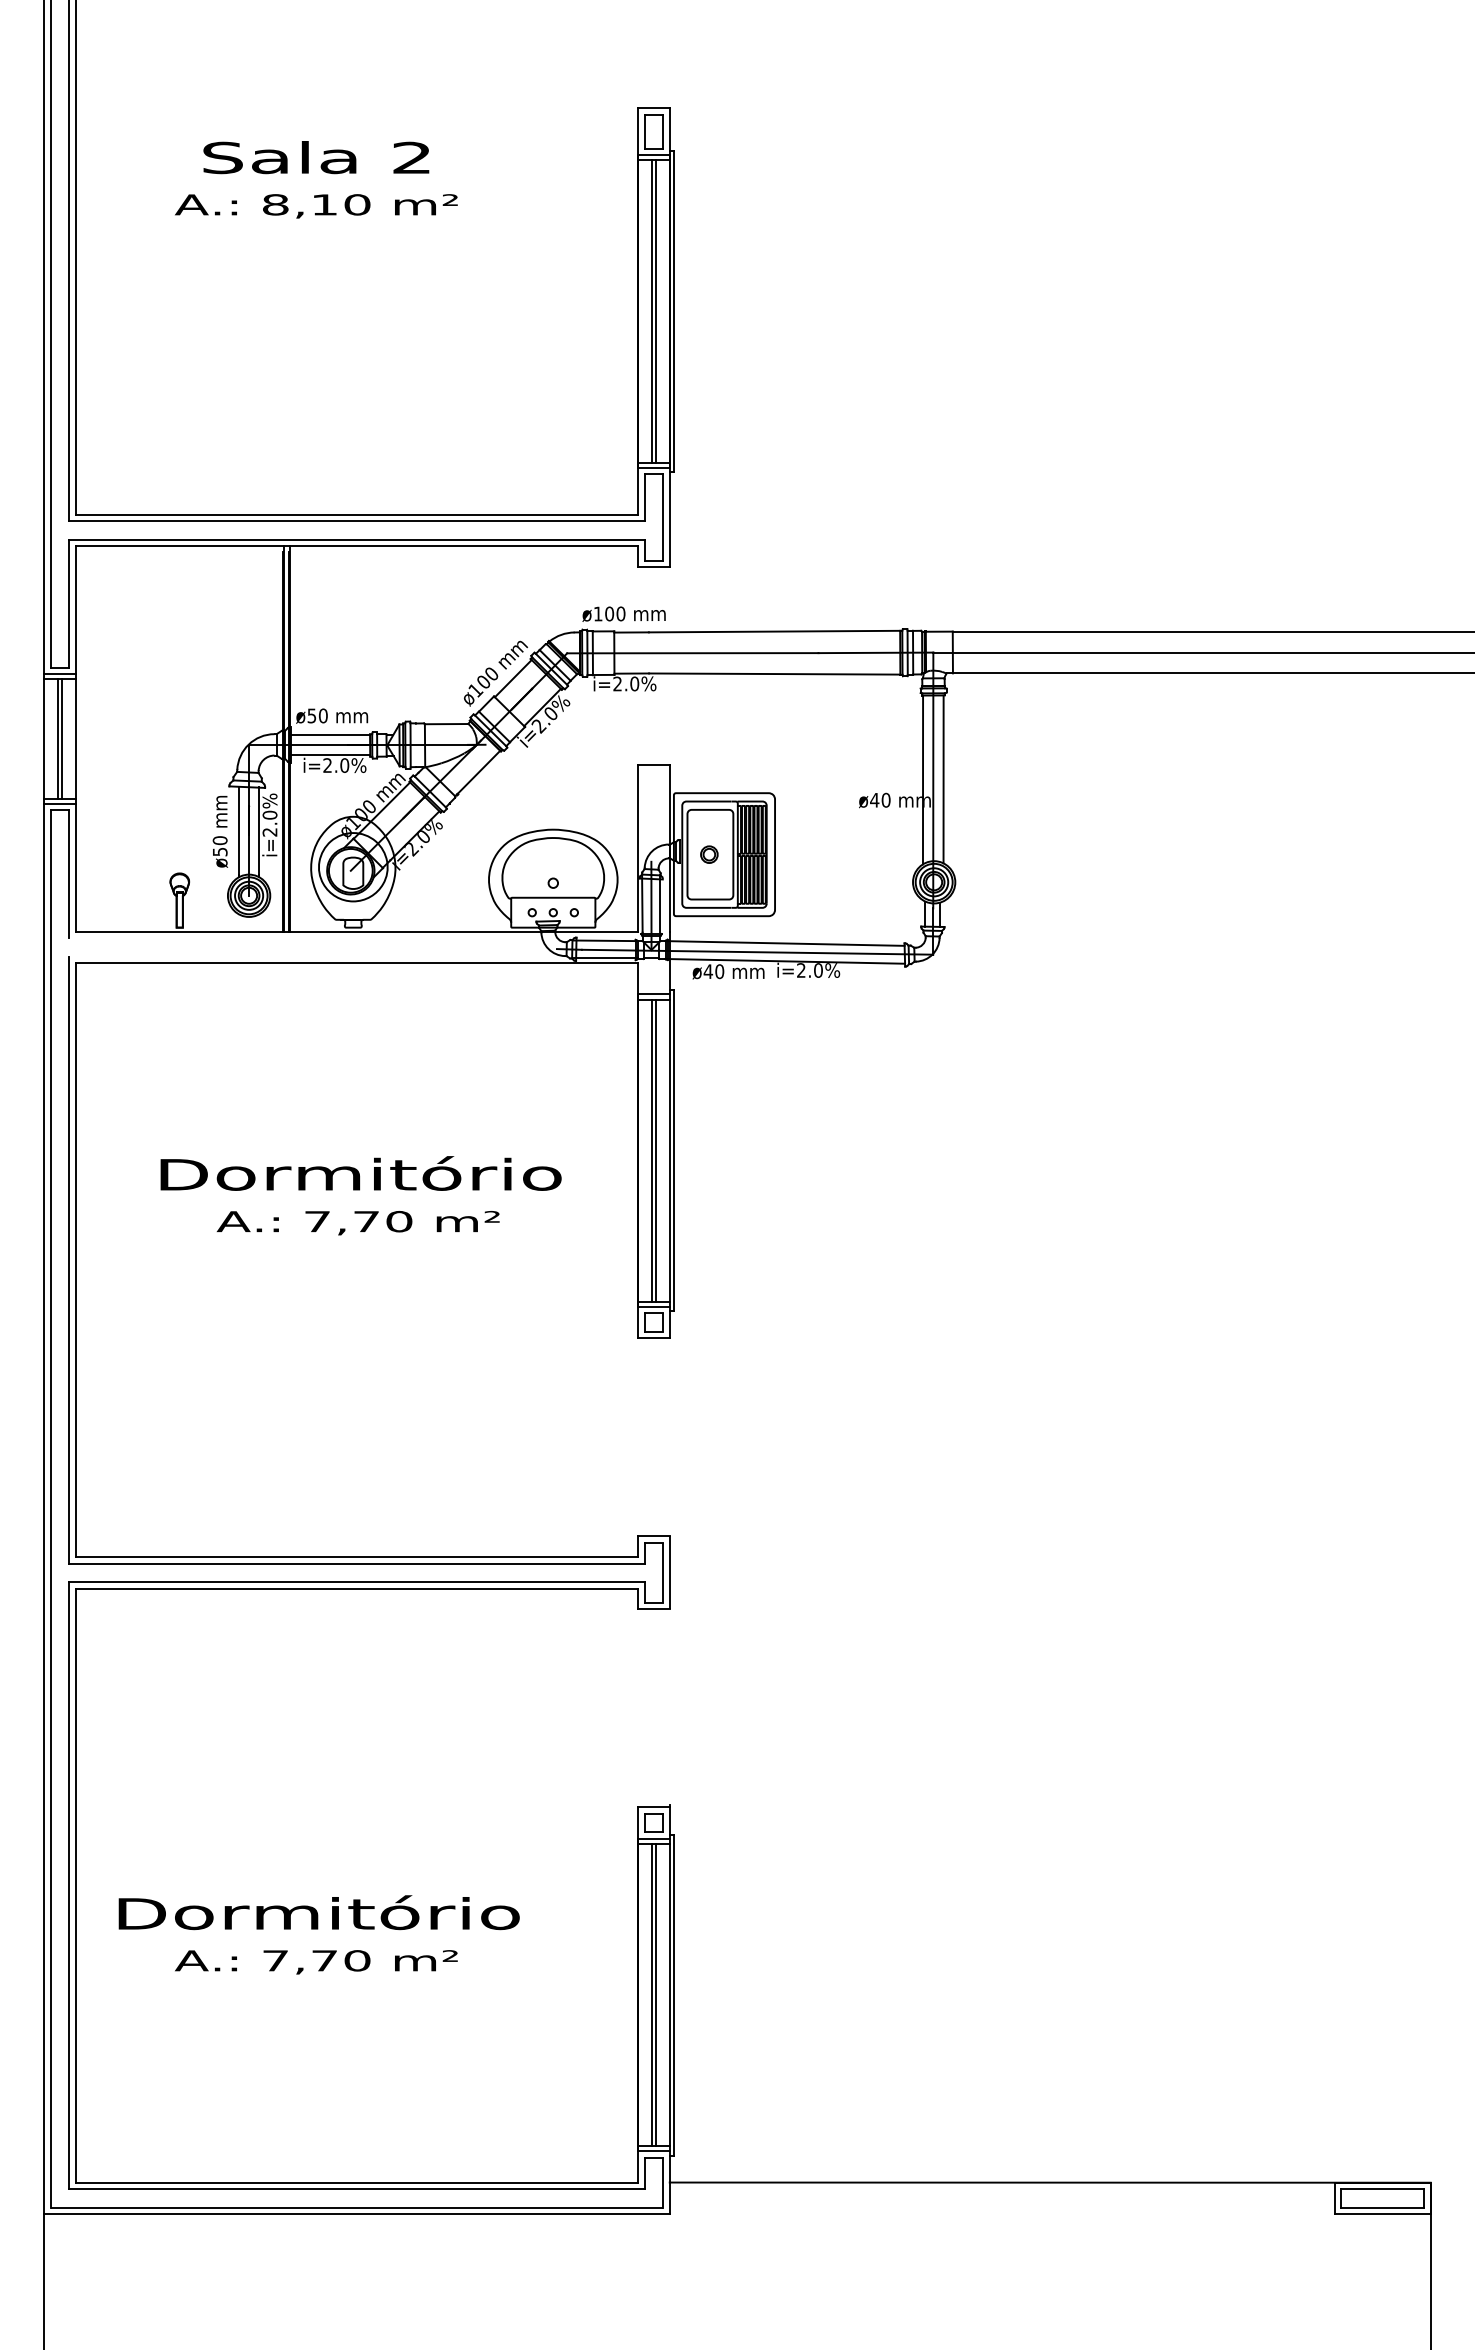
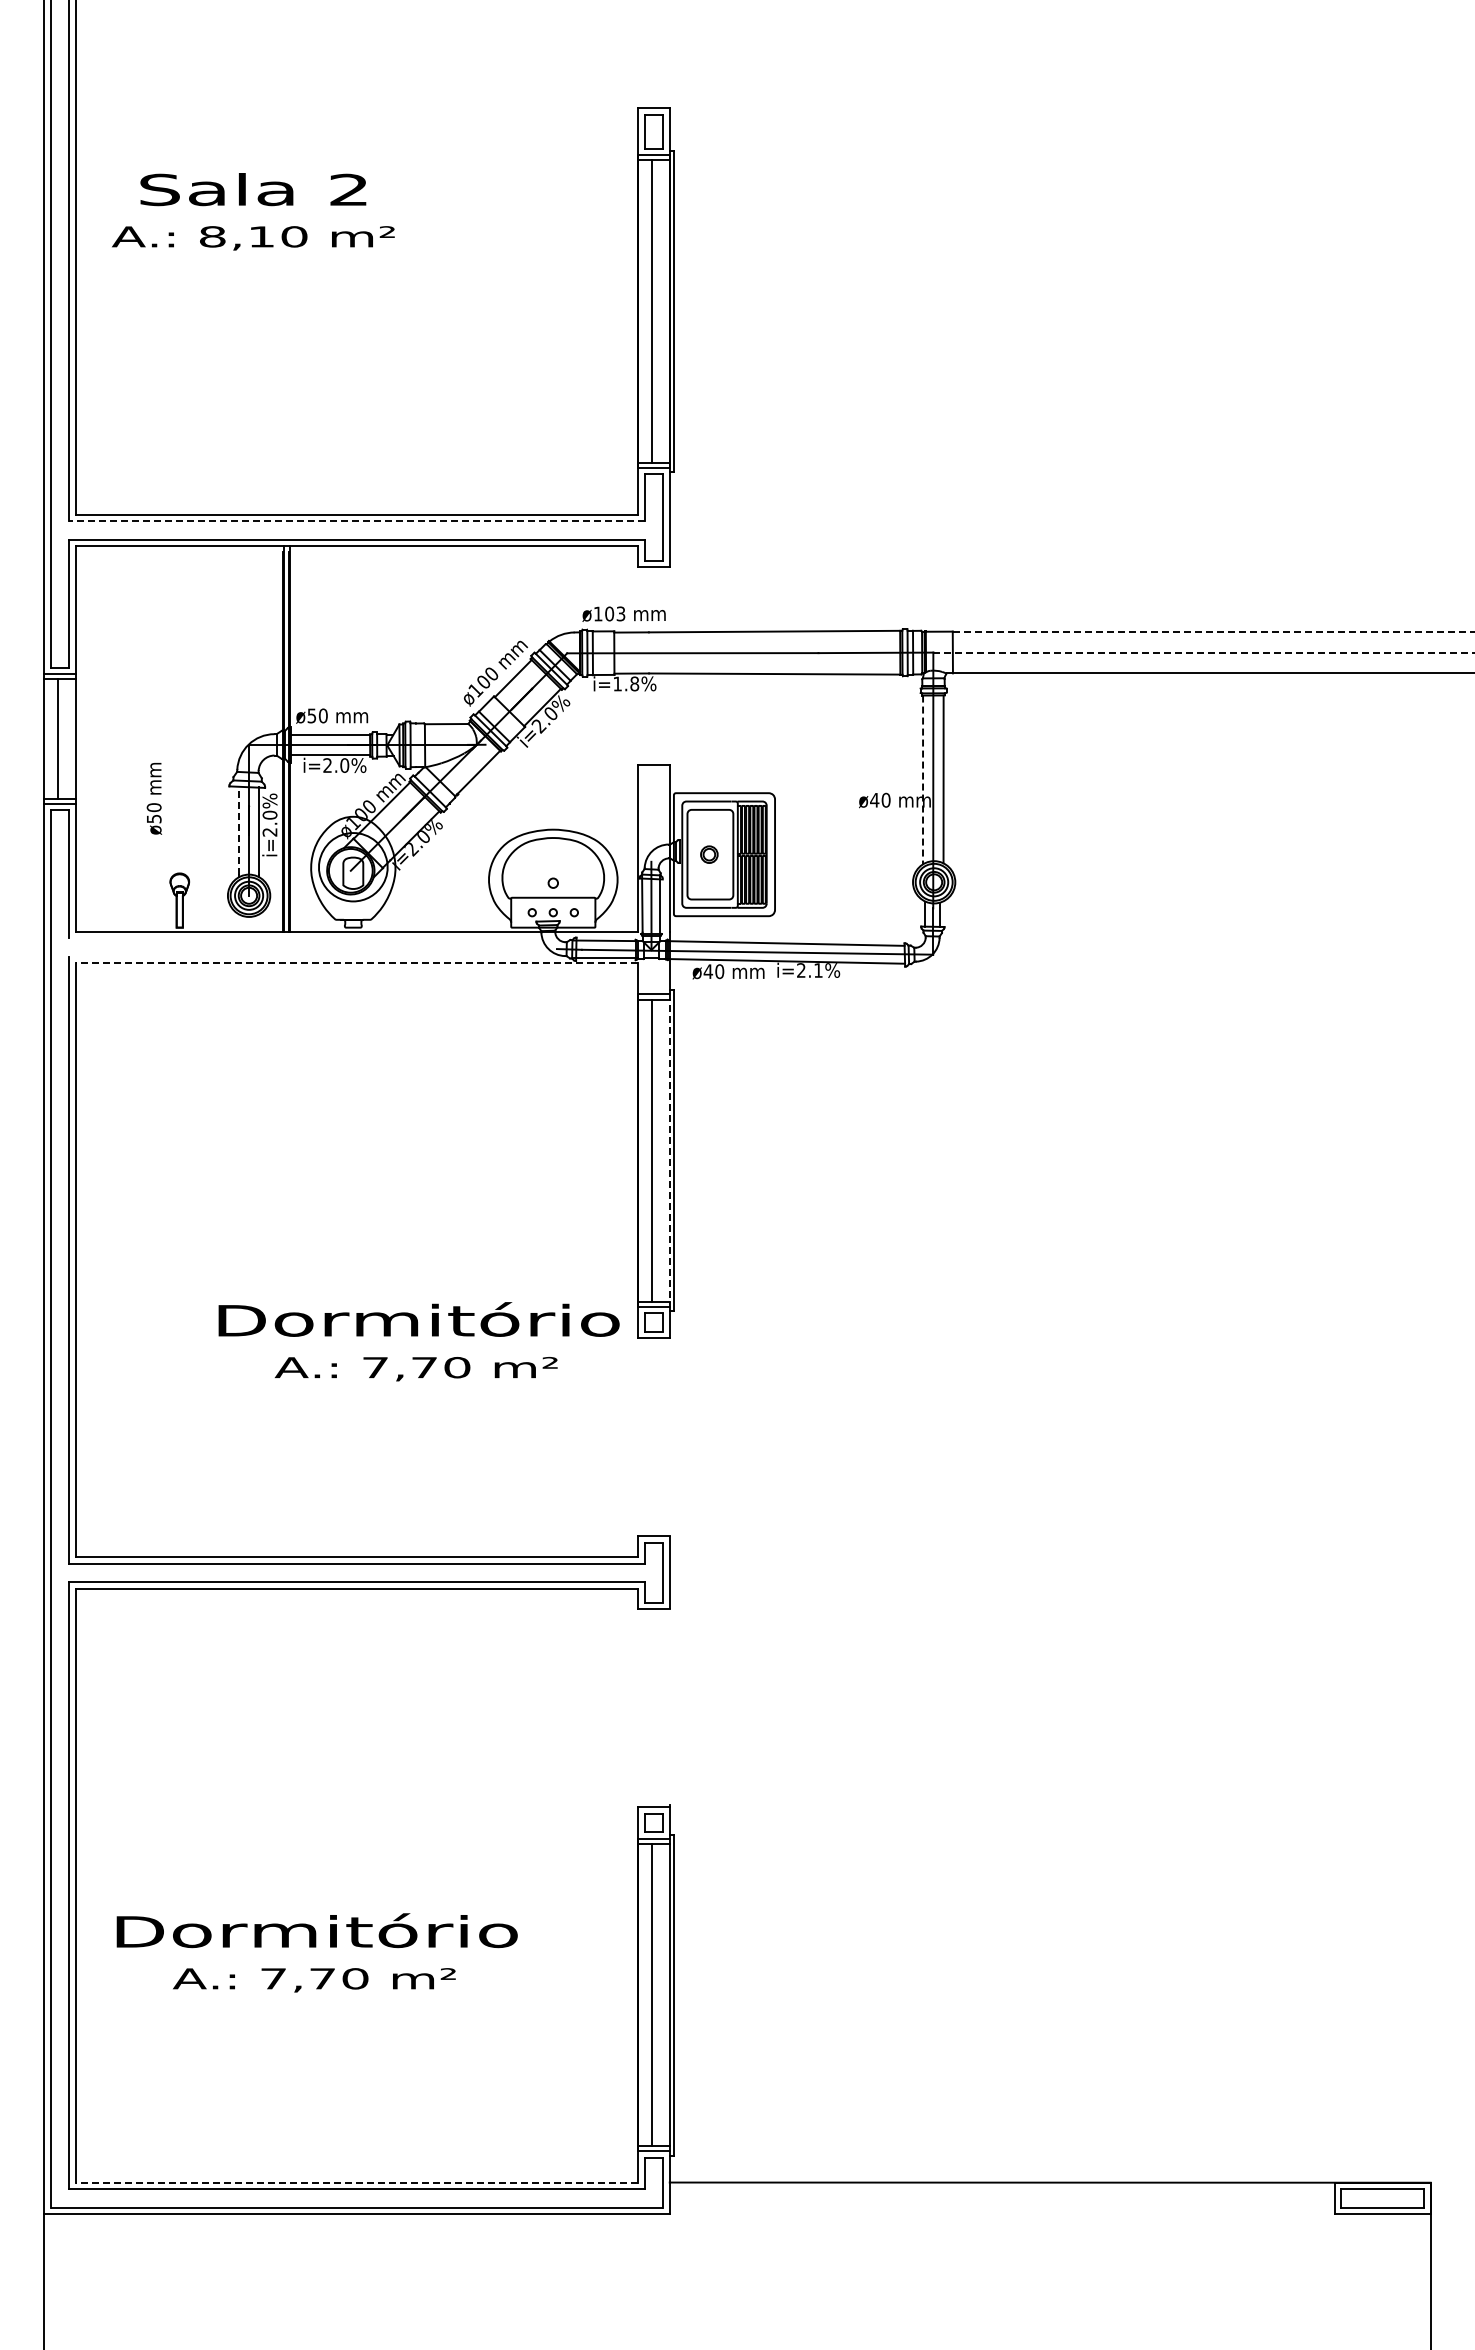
text position: (316, 179) -> (253, 211) (253, 211)
line: present -> none (656, 311)
line: solid -> dashed (357, 521)
text: ø100 -> ø103 (620, 613)
line: solid -> dashed (1213, 632)
line: solid -> dashed (1204, 652)
text: i=2.0% -> i=1.8% (626, 683)
line: present -> none (62, 738)
line: solid -> dashed (923, 780)
line: solid -> dashed (238, 830)
text position: (219, 831) -> (153, 798) (153, 798)
line: solid -> dashed (356, 963)
text: i=2.0% -> i=2.1% (818, 970)
line: present -> none (656, 1150)
line: solid -> dashed (669, 1151)
text position: (360, 1195) -> (418, 1341) (418, 1341)
text position: (318, 1934) -> (316, 1952) (316, 1952)
line: present -> none (656, 1994)
line: solid -> dashed (356, 2182)
